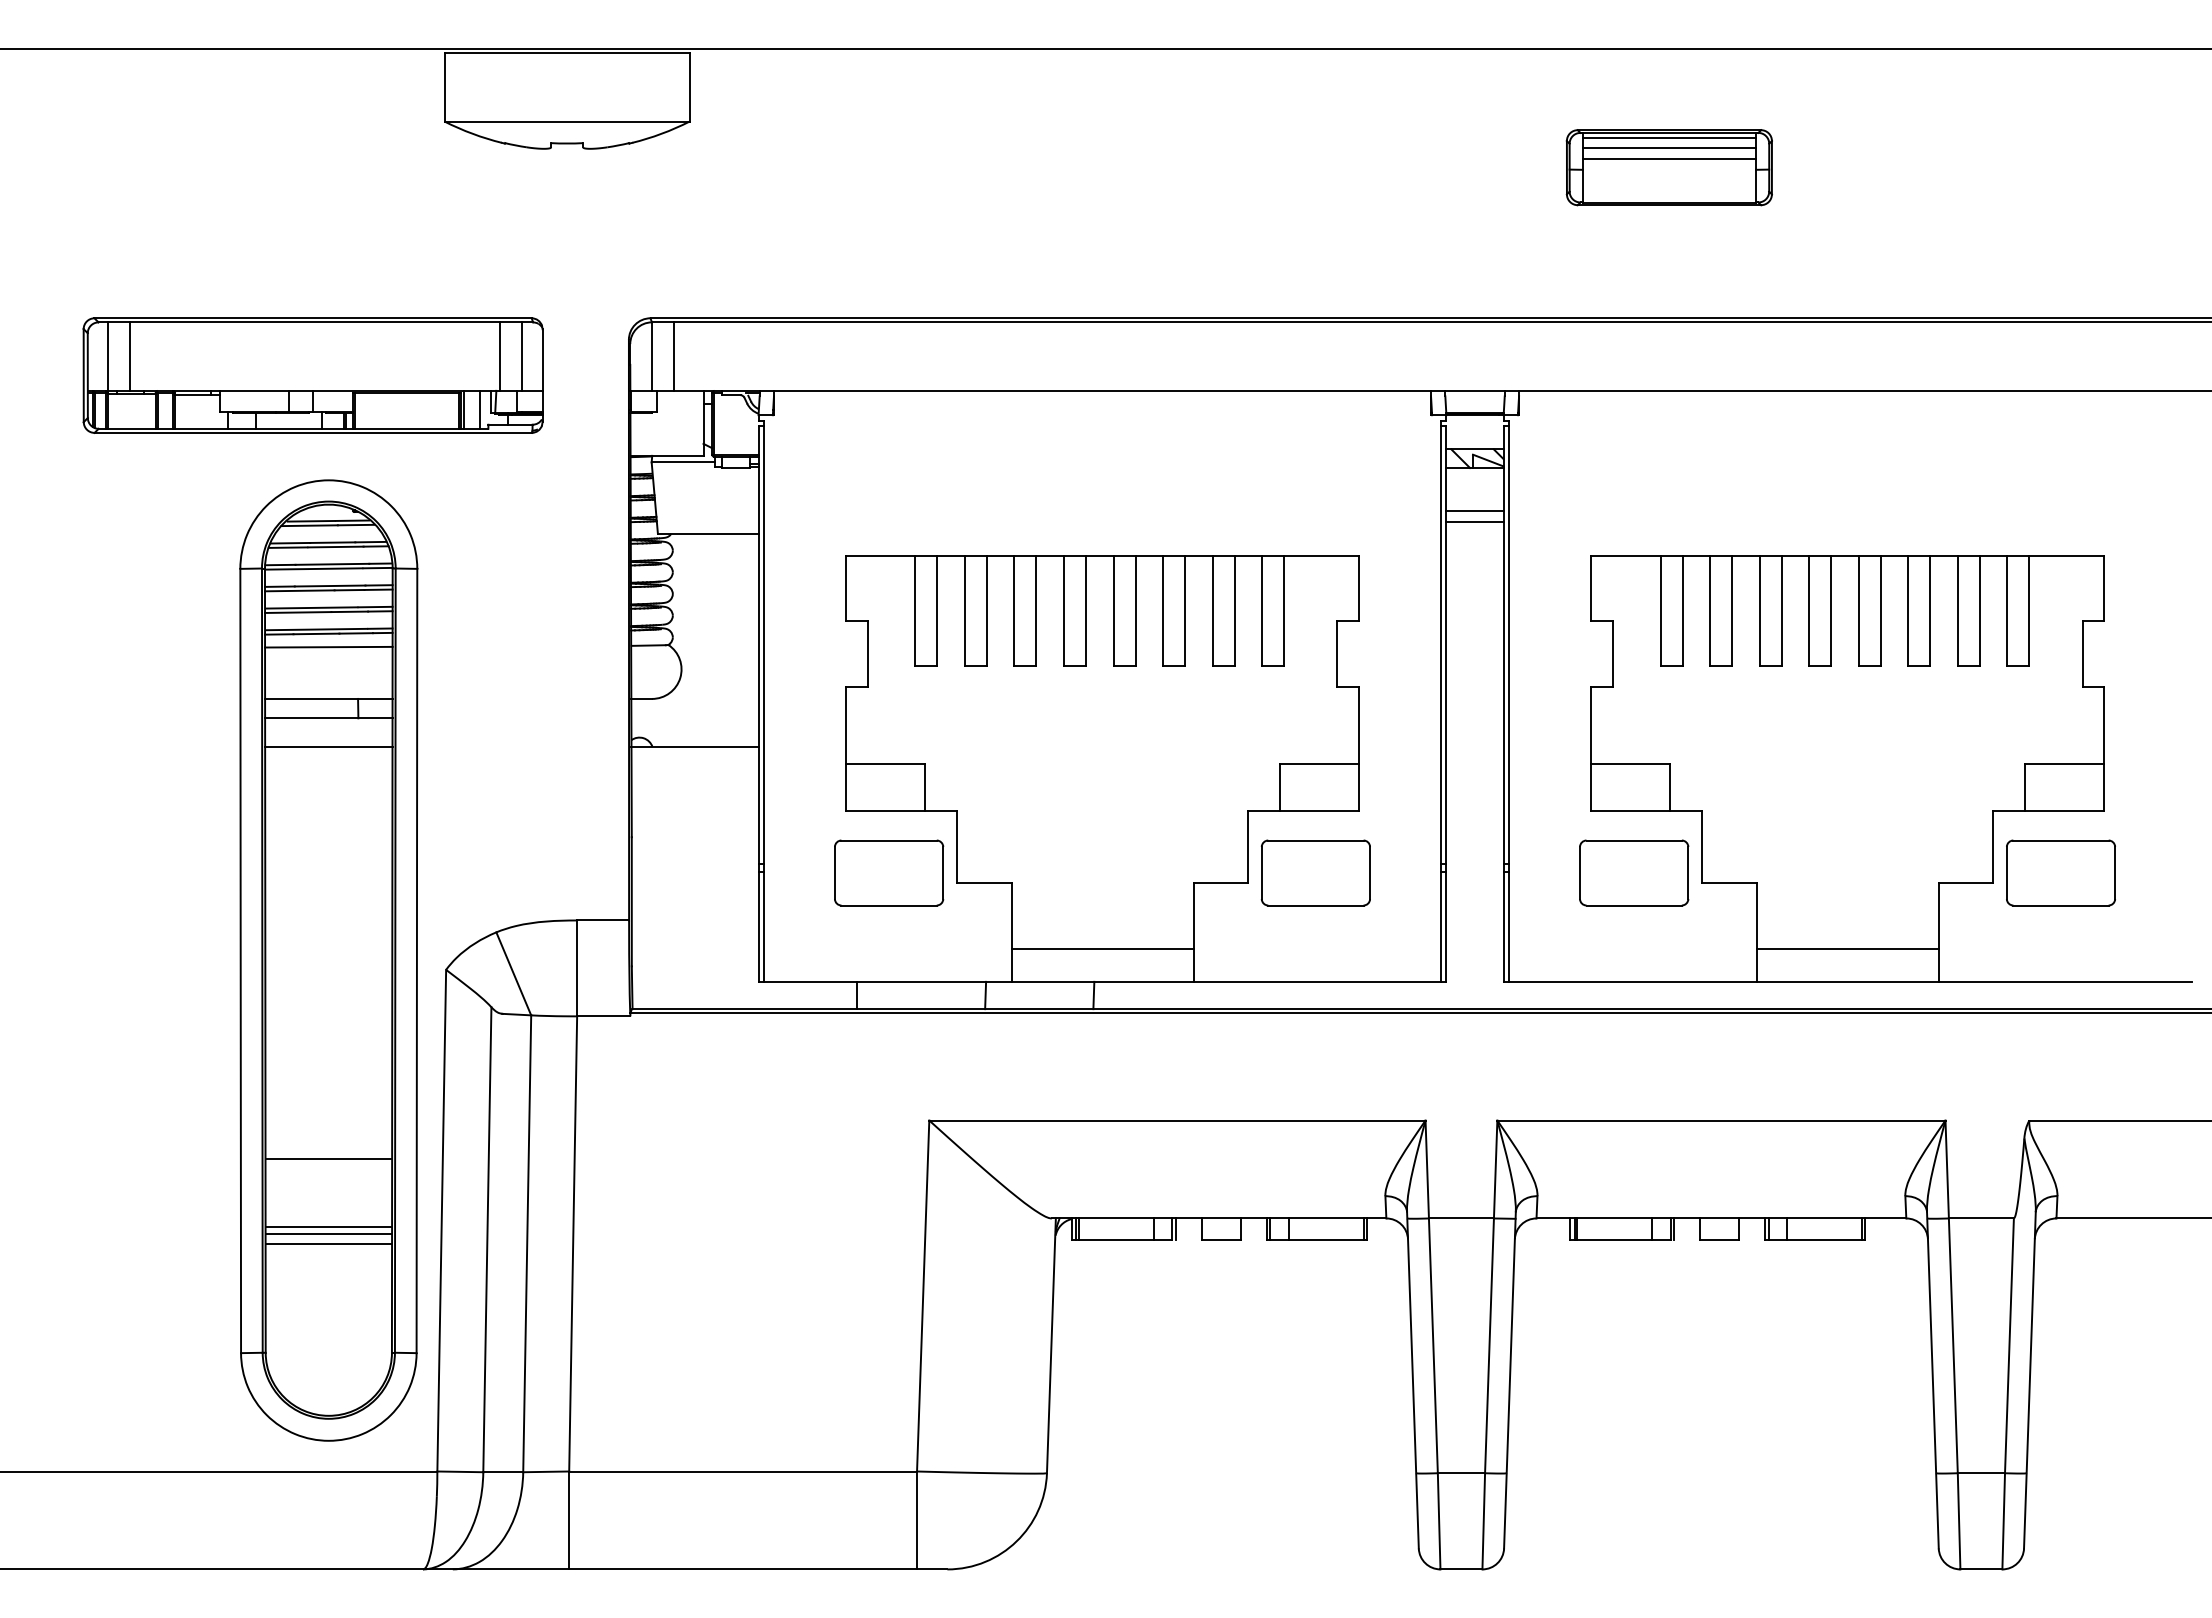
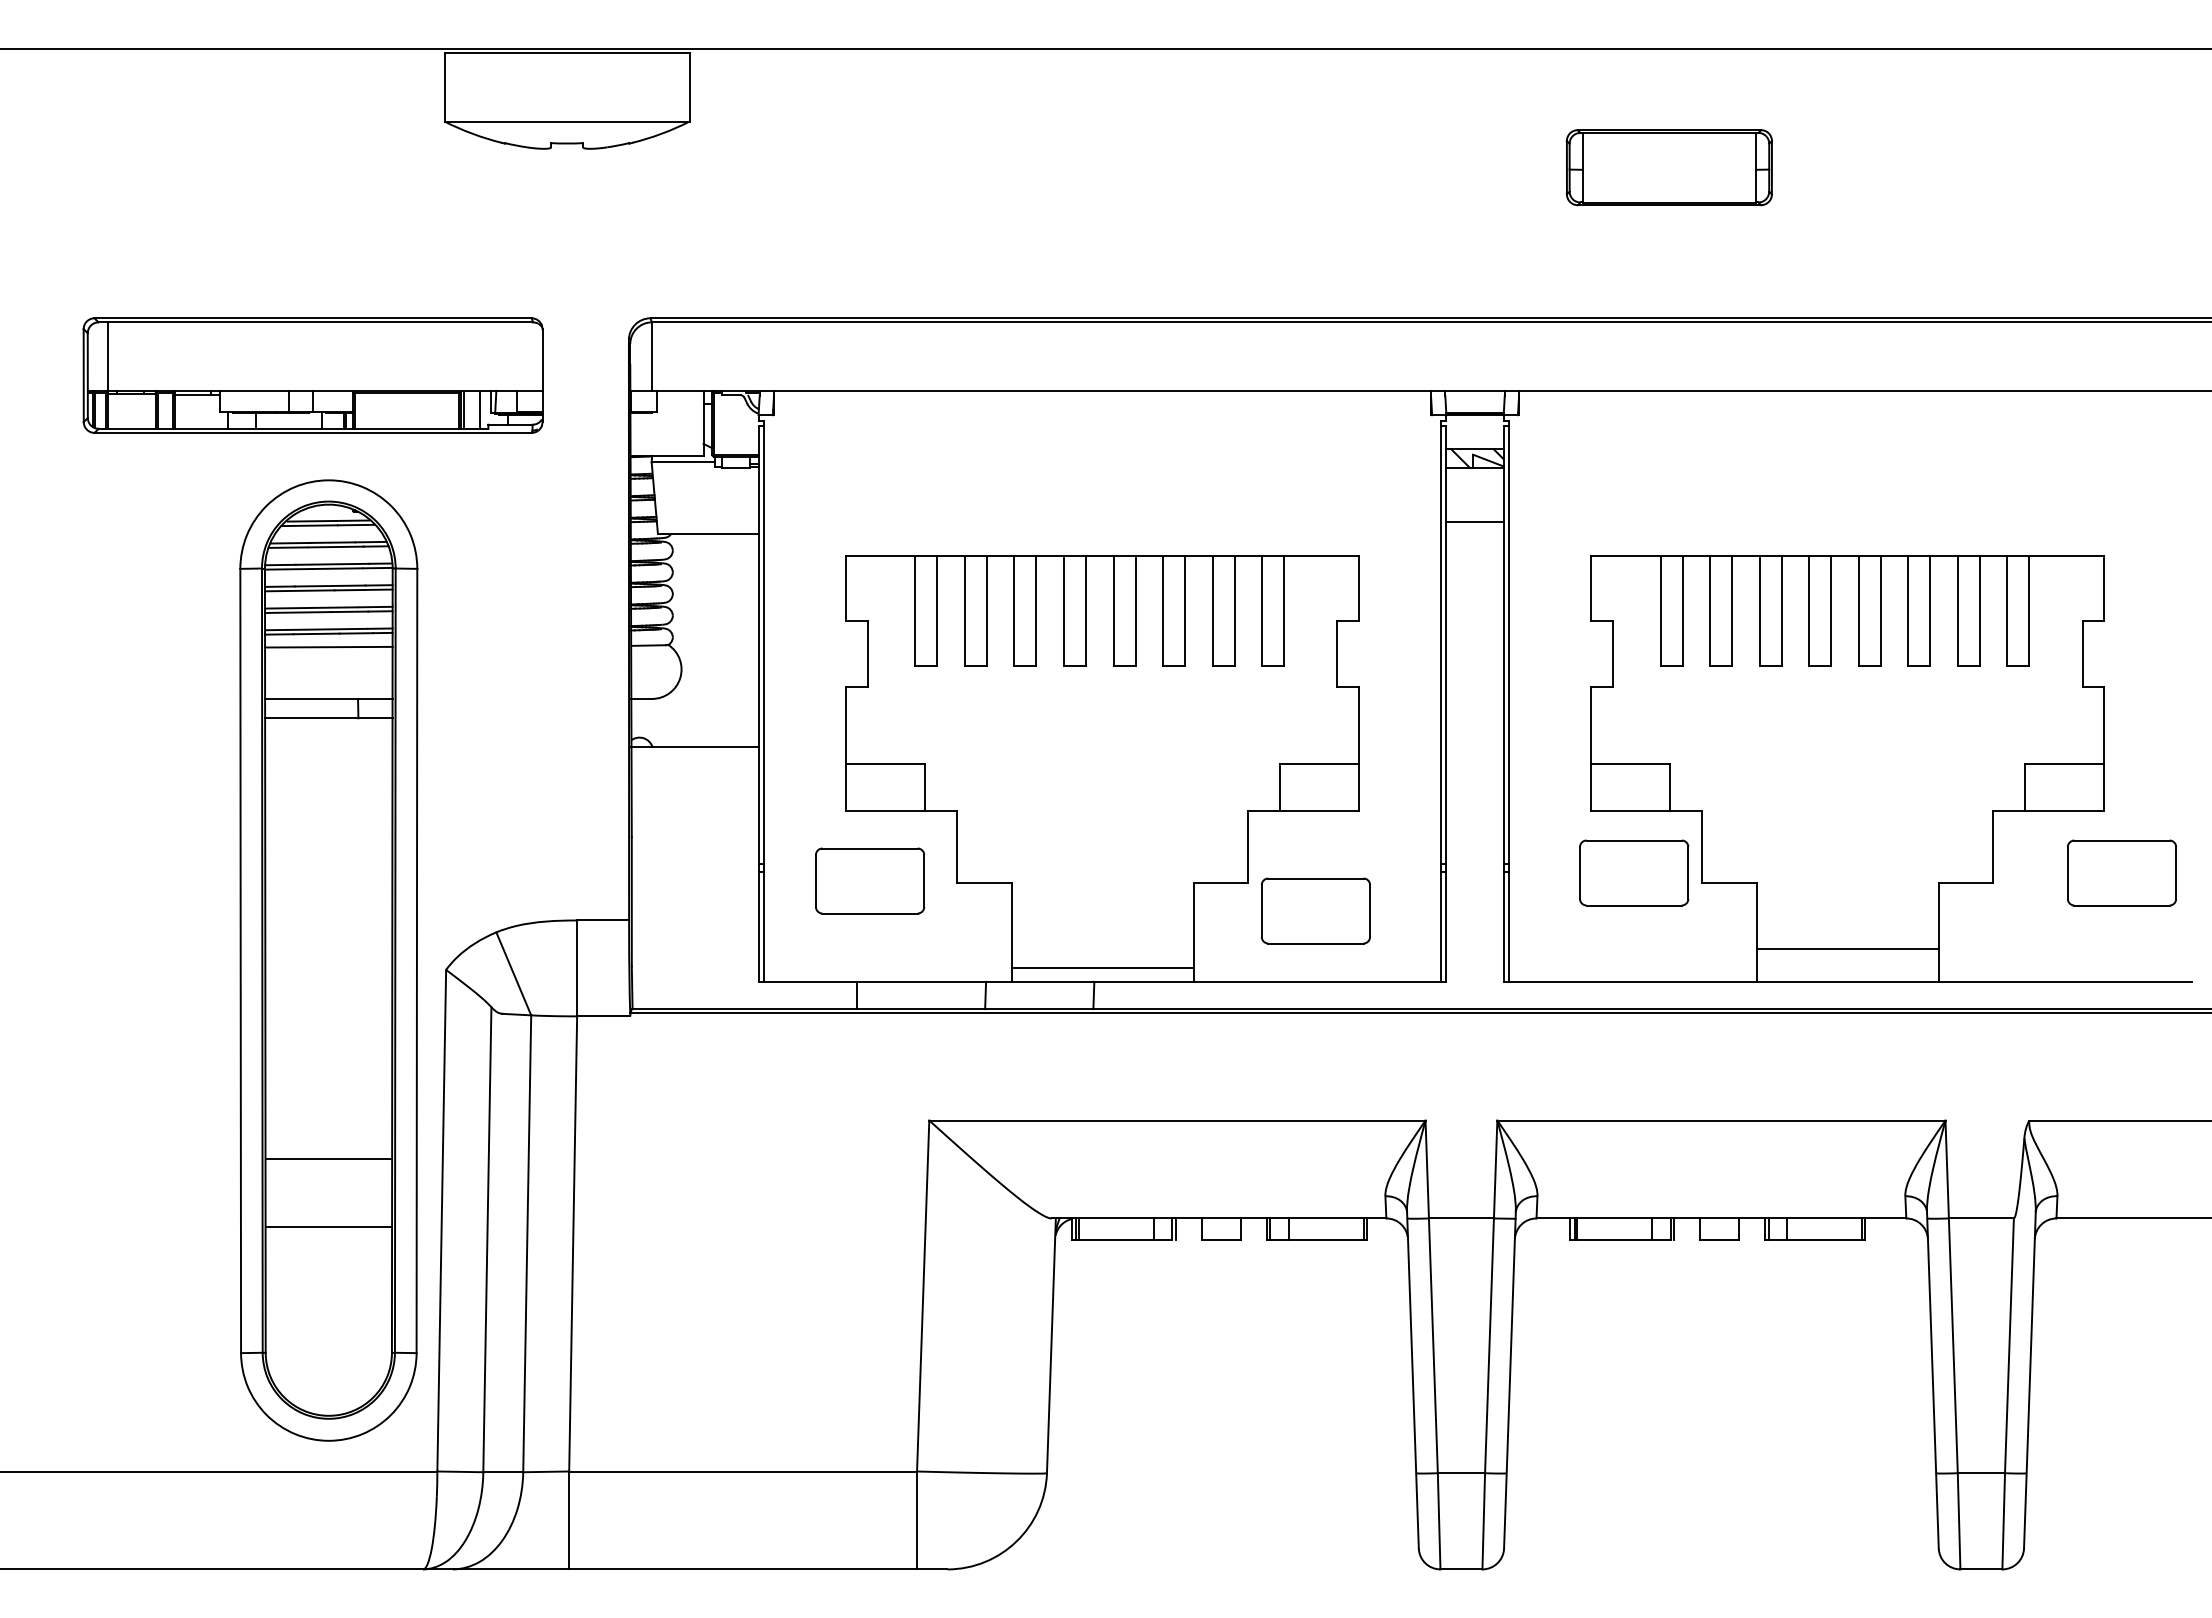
line: present -> none (1669, 137)
line: present -> none (1669, 147)
line: present -> none (1669, 159)
line: present -> none (129, 356)
line: present -> none (500, 356)
line: present -> none (522, 356)
line: present -> none (673, 356)
line: present -> none (1474, 511)
line: present -> none (328, 746)
part position: (889, 872) -> (870, 880) (870, 880)
part position: (1315, 872) -> (1315, 910) (1315, 910)
part position: (2060, 872) -> (2121, 872) (2121, 872)
line position: (1102, 948) -> (1102, 967) (1102, 967)
line: present -> none (328, 1233)
line: present -> none (328, 1243)
